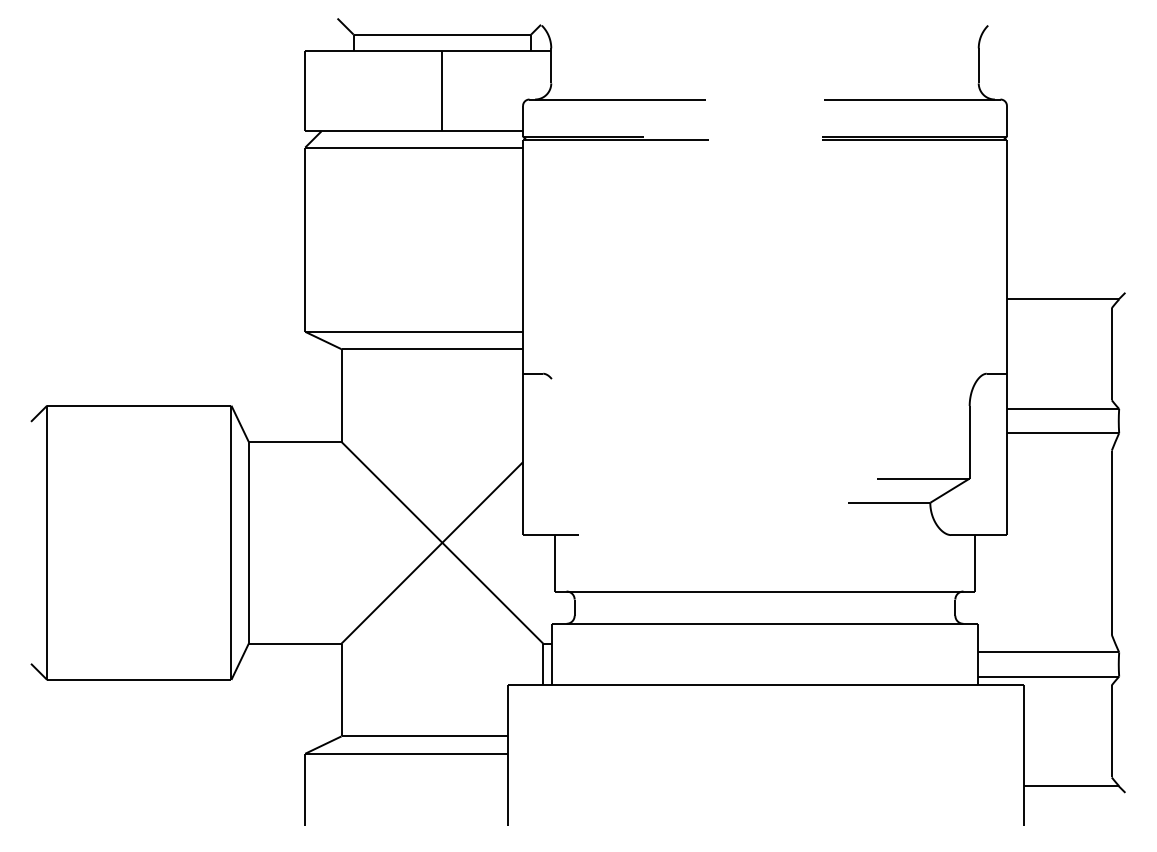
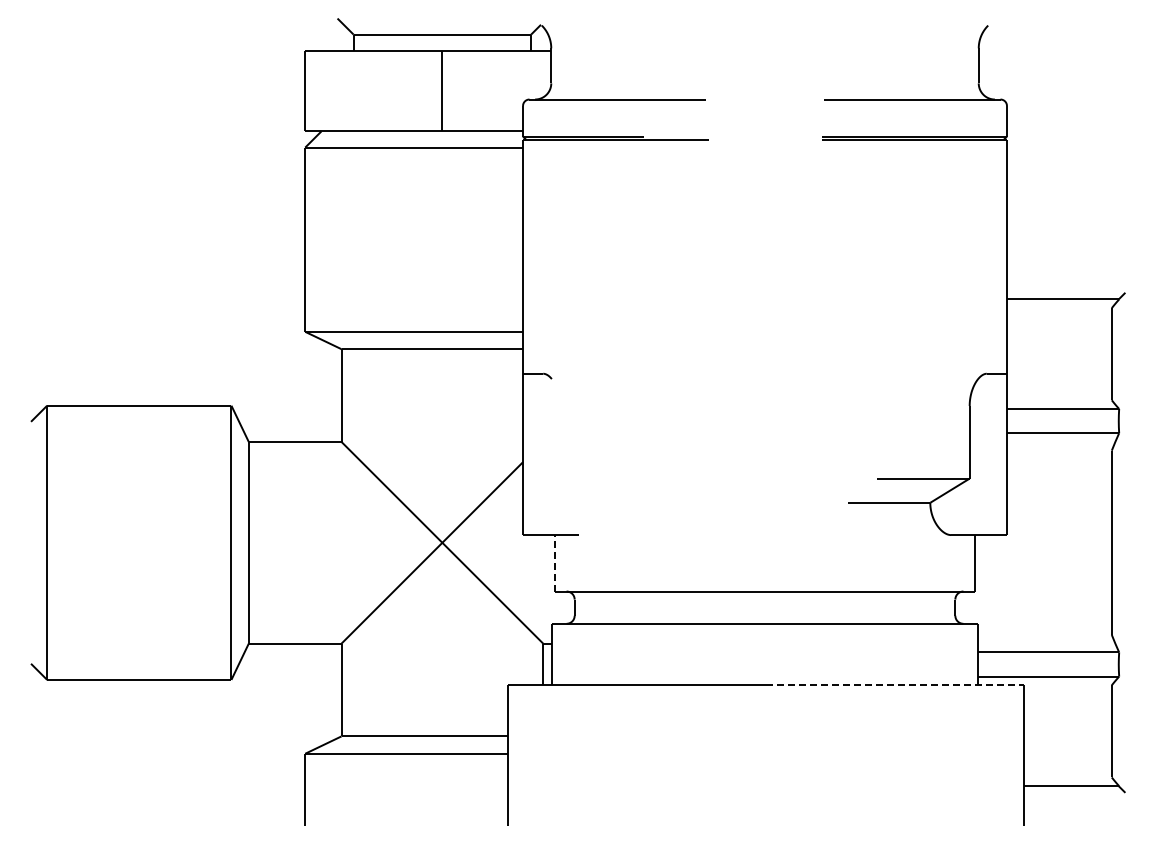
line: solid -> dashed (555, 562)
line: solid -> dashed (895, 685)
